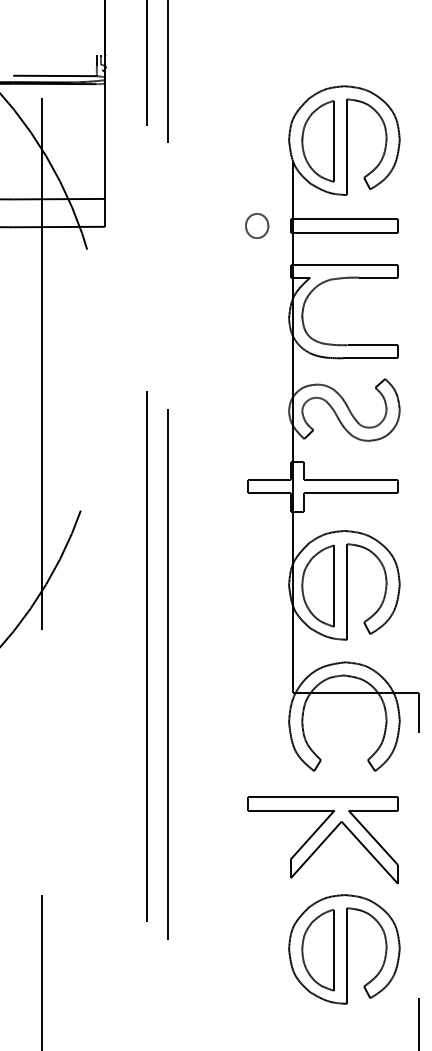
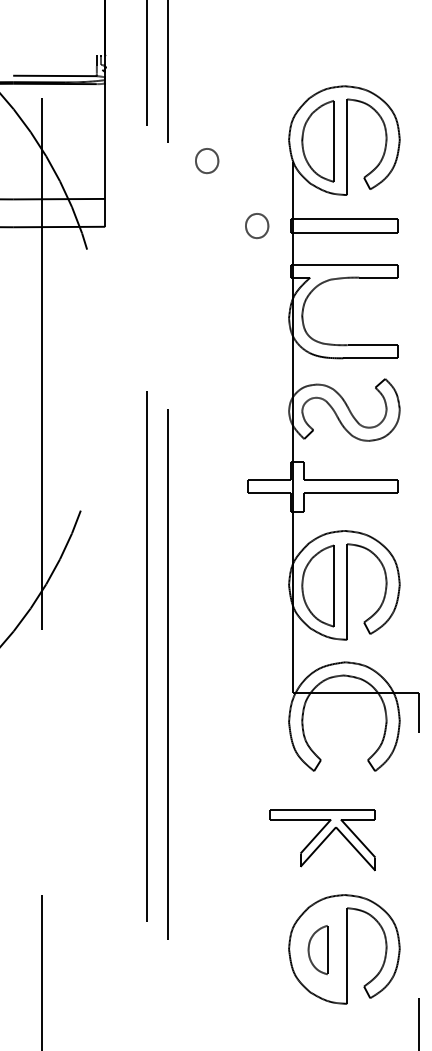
part: none -> present (207, 160)
part size: 152x89 px -> 107x63 px (322, 840)
part size: 34x84 px -> 22x51 px (317, 950)
